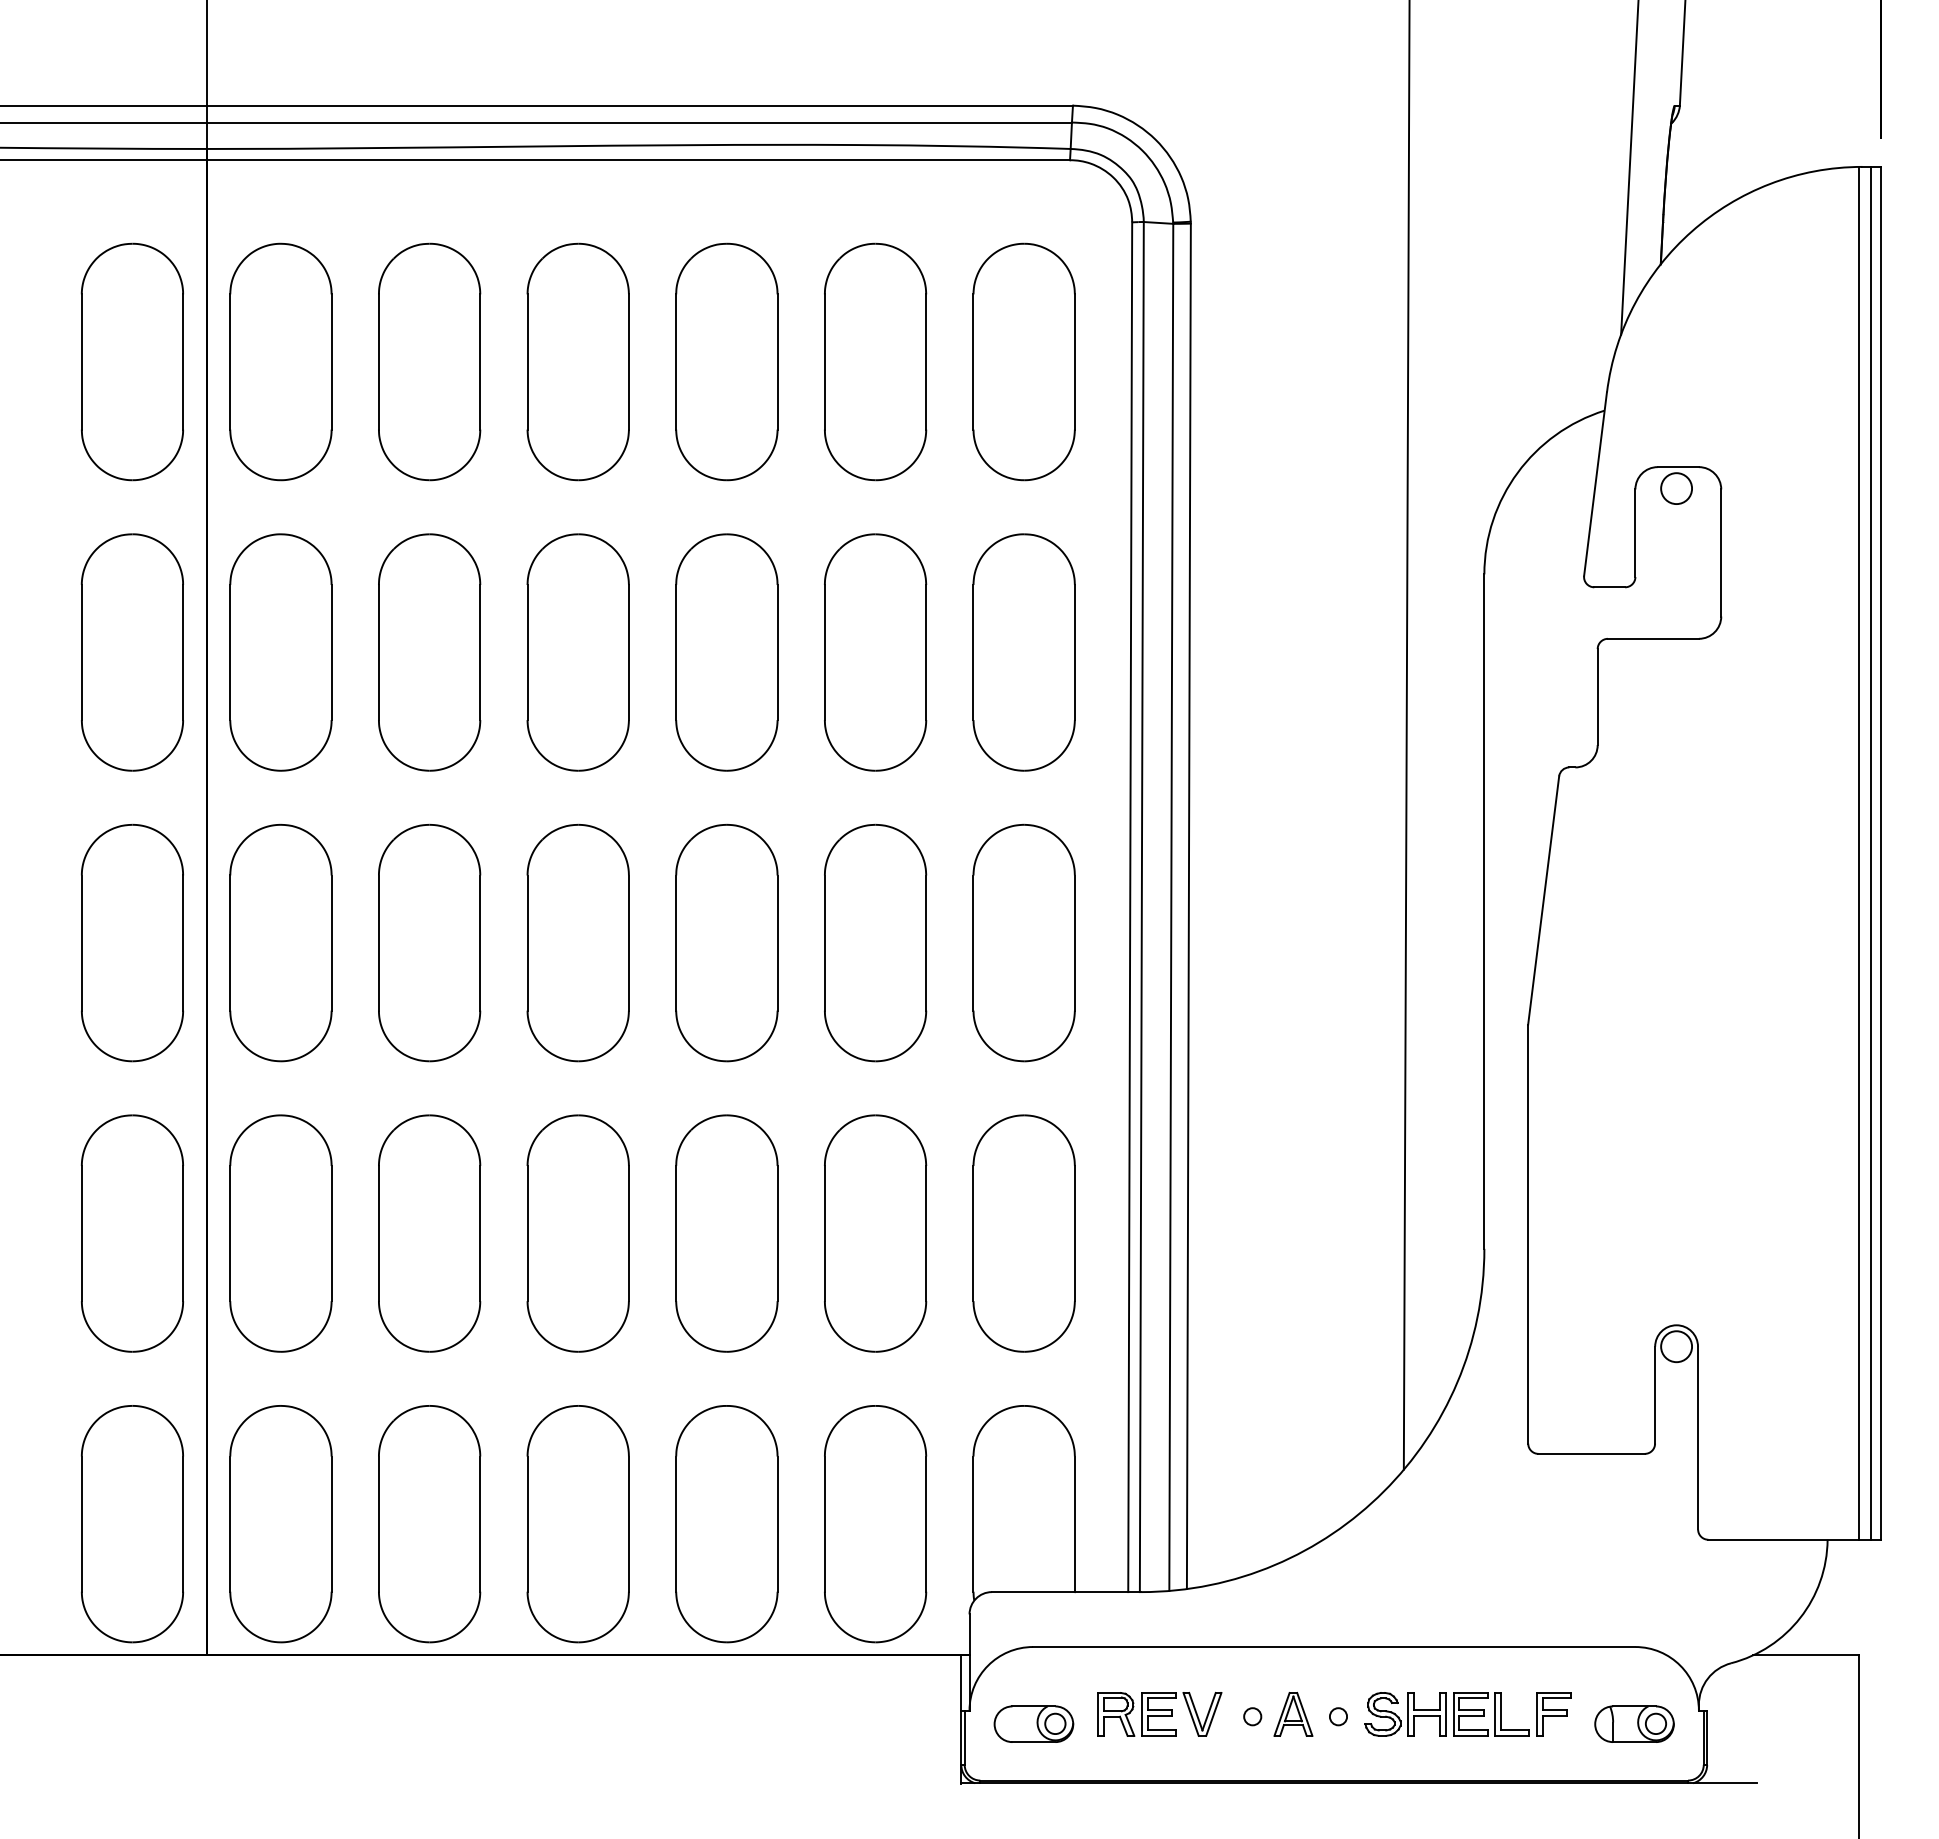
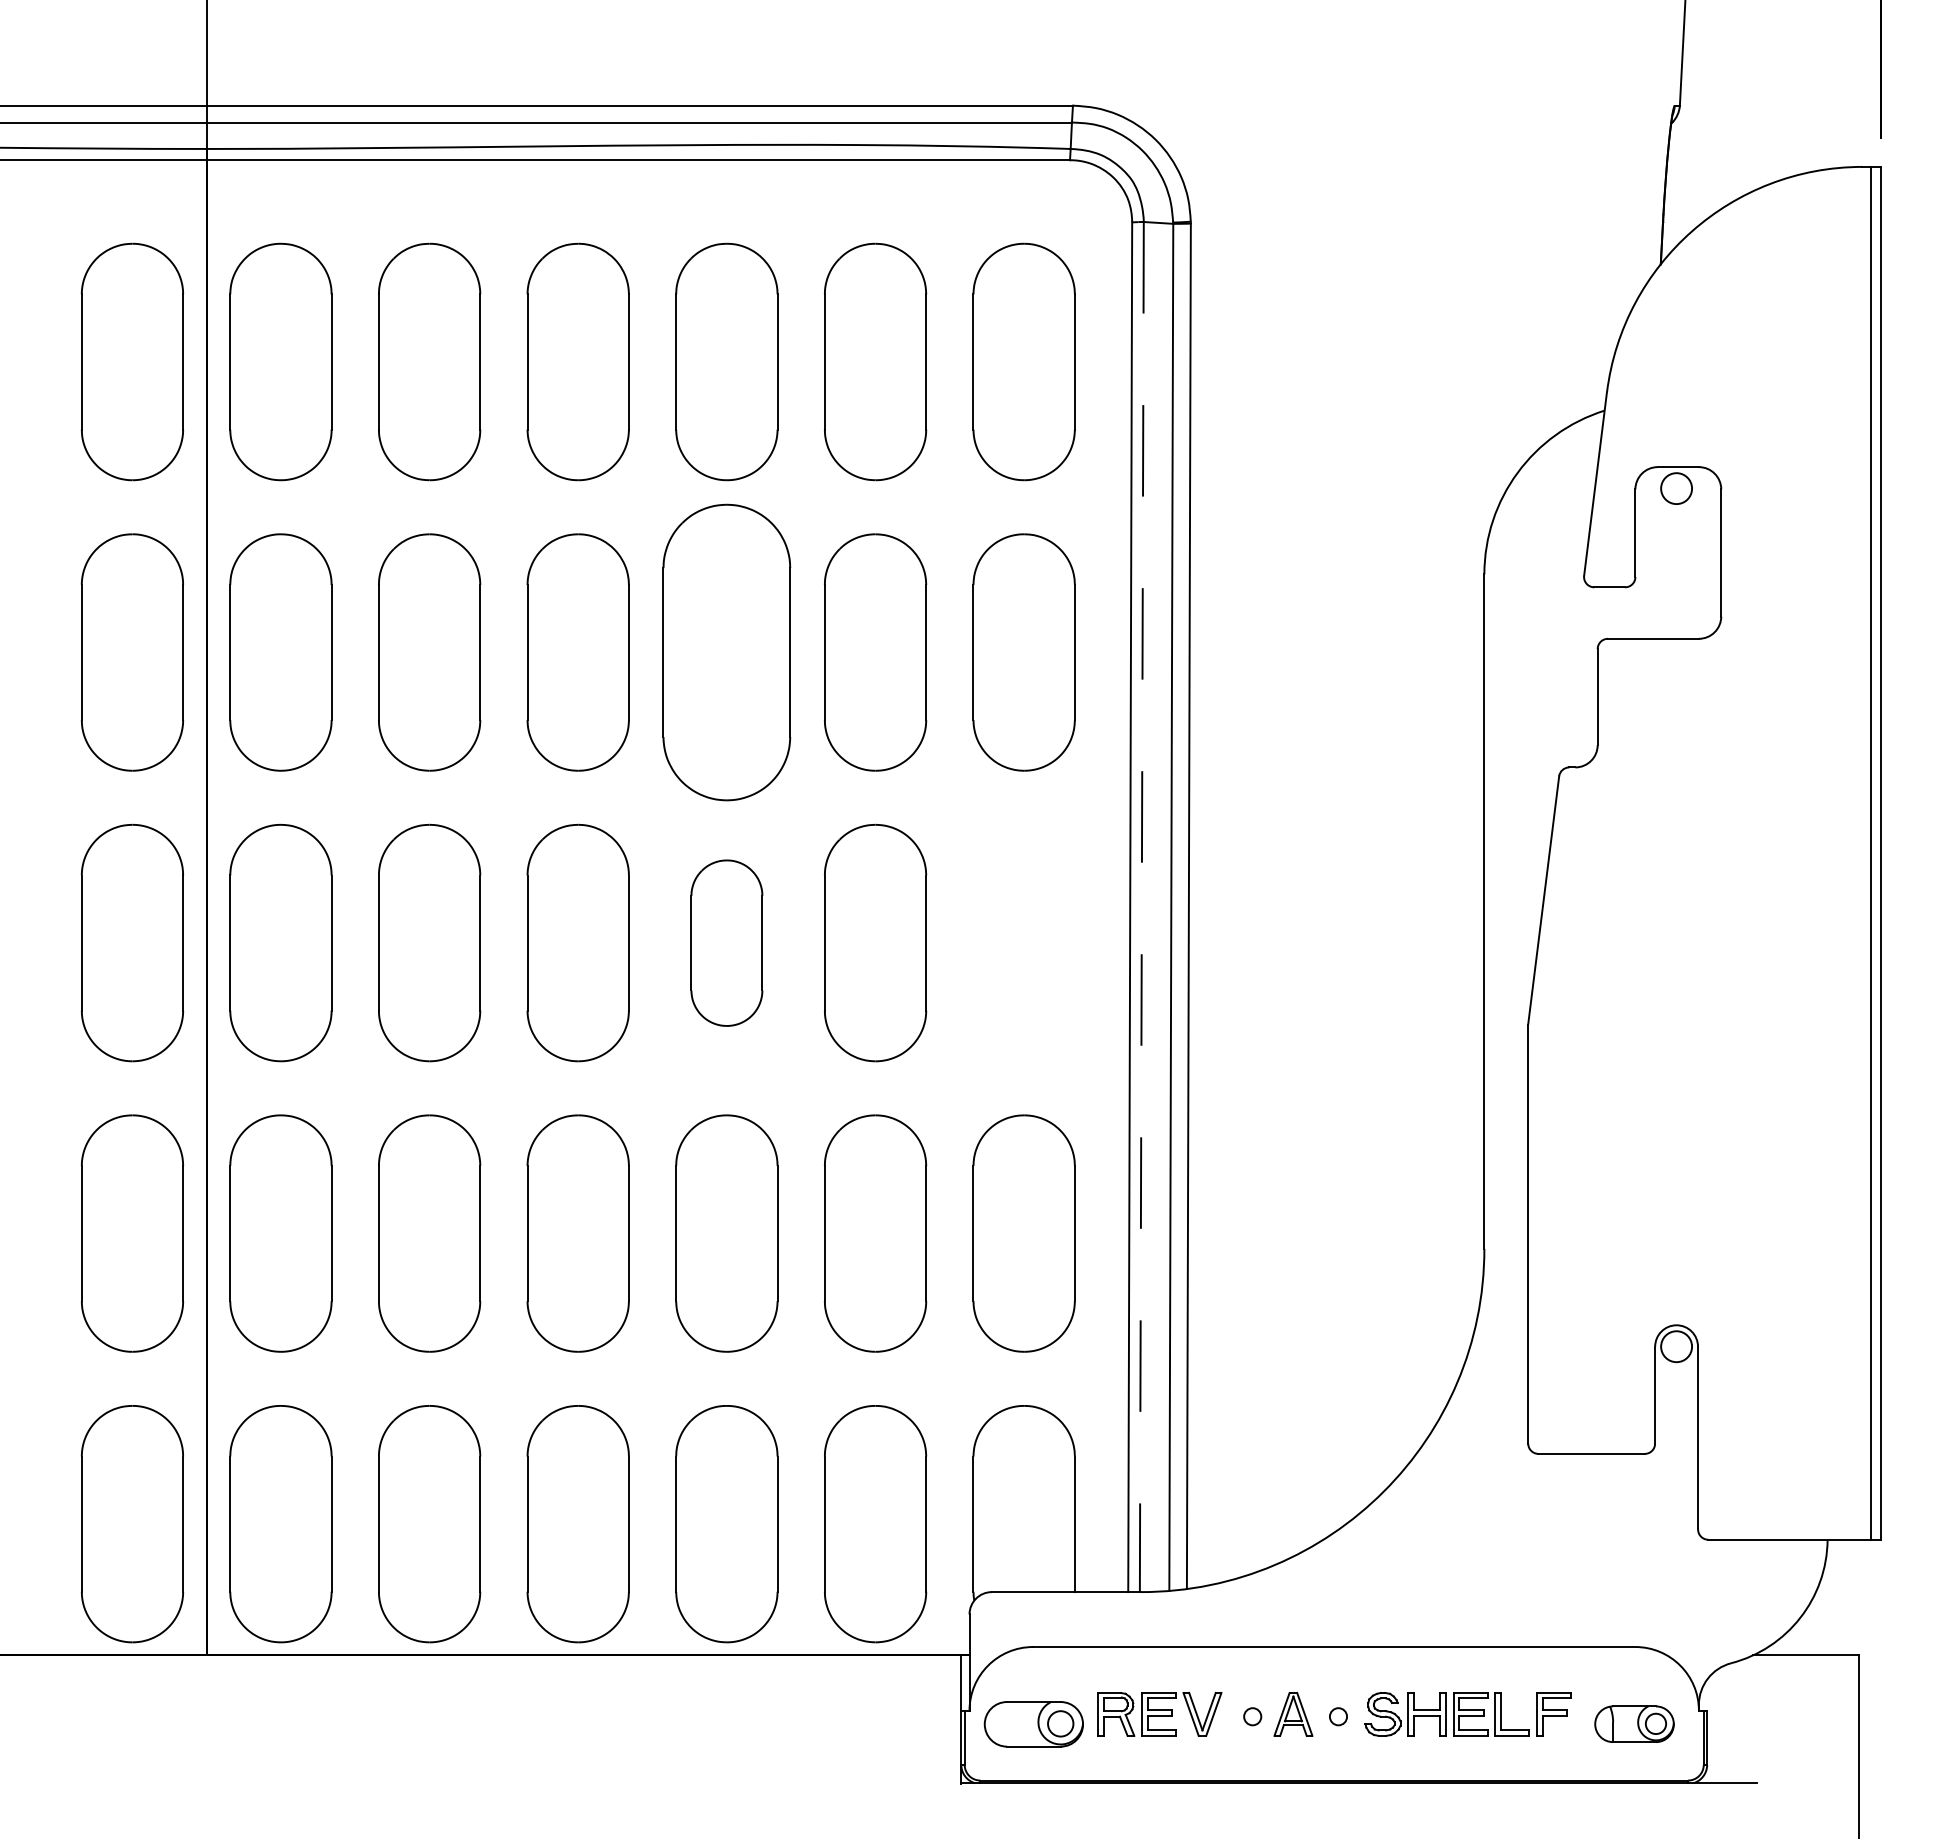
line: present -> none (1629, 168)
part size: 104x239 px -> 130x299 px (726, 652)
line: present -> none (1406, 735)
line: present -> none (1858, 852)
line: solid -> dashed (1141, 907)
part: present -> none (1023, 942)
part size: 104x239 px -> 74x168 px (726, 942)
part size: 82x38 px -> 101x47 px (1033, 1724)
